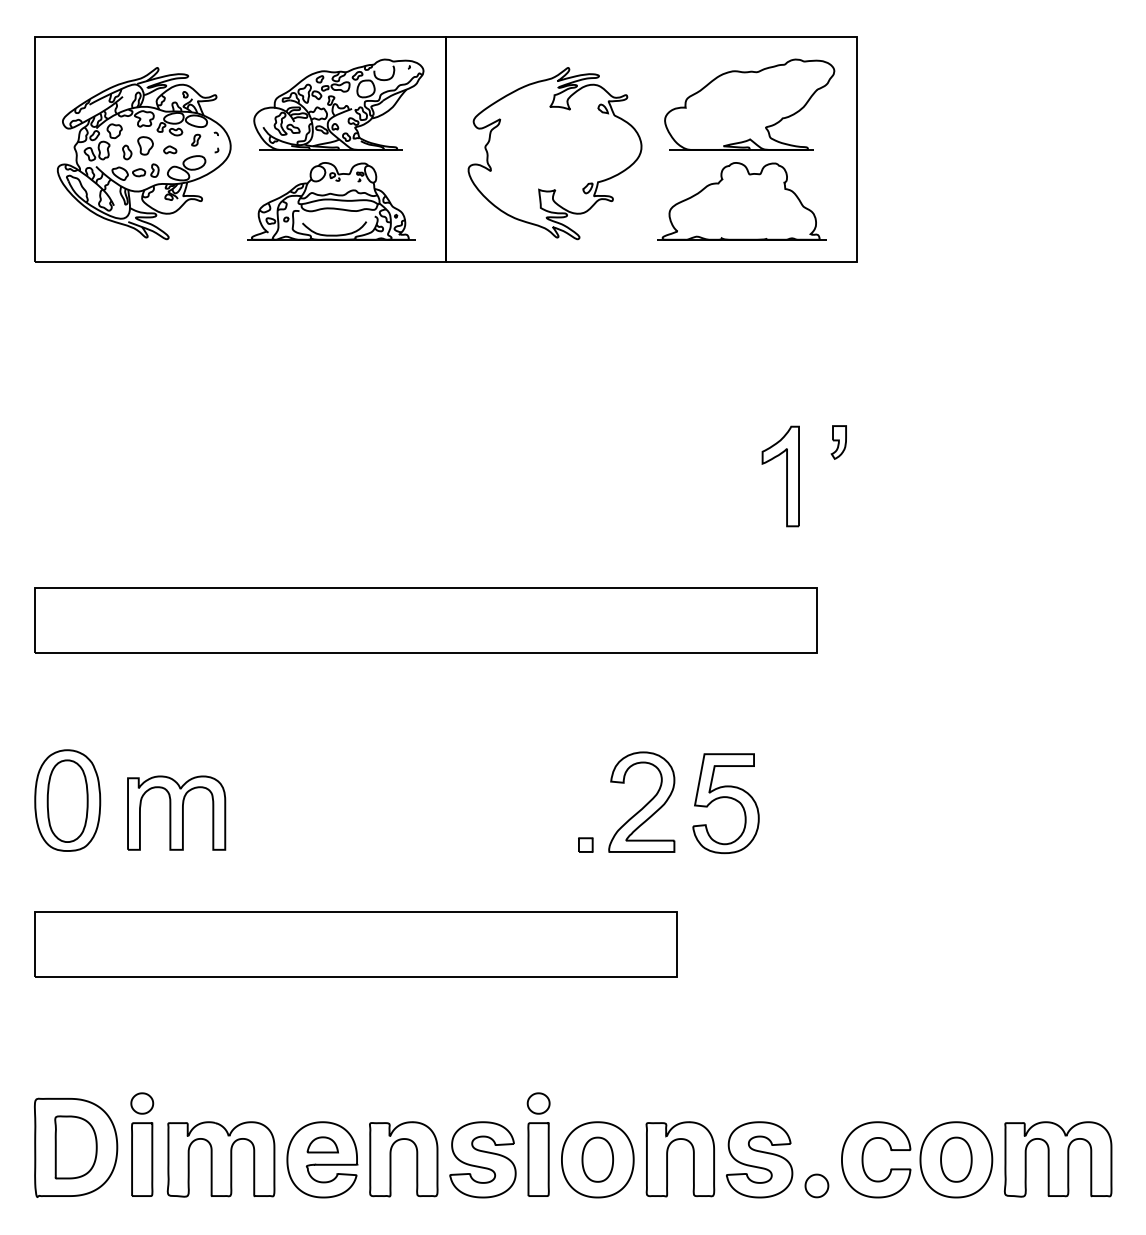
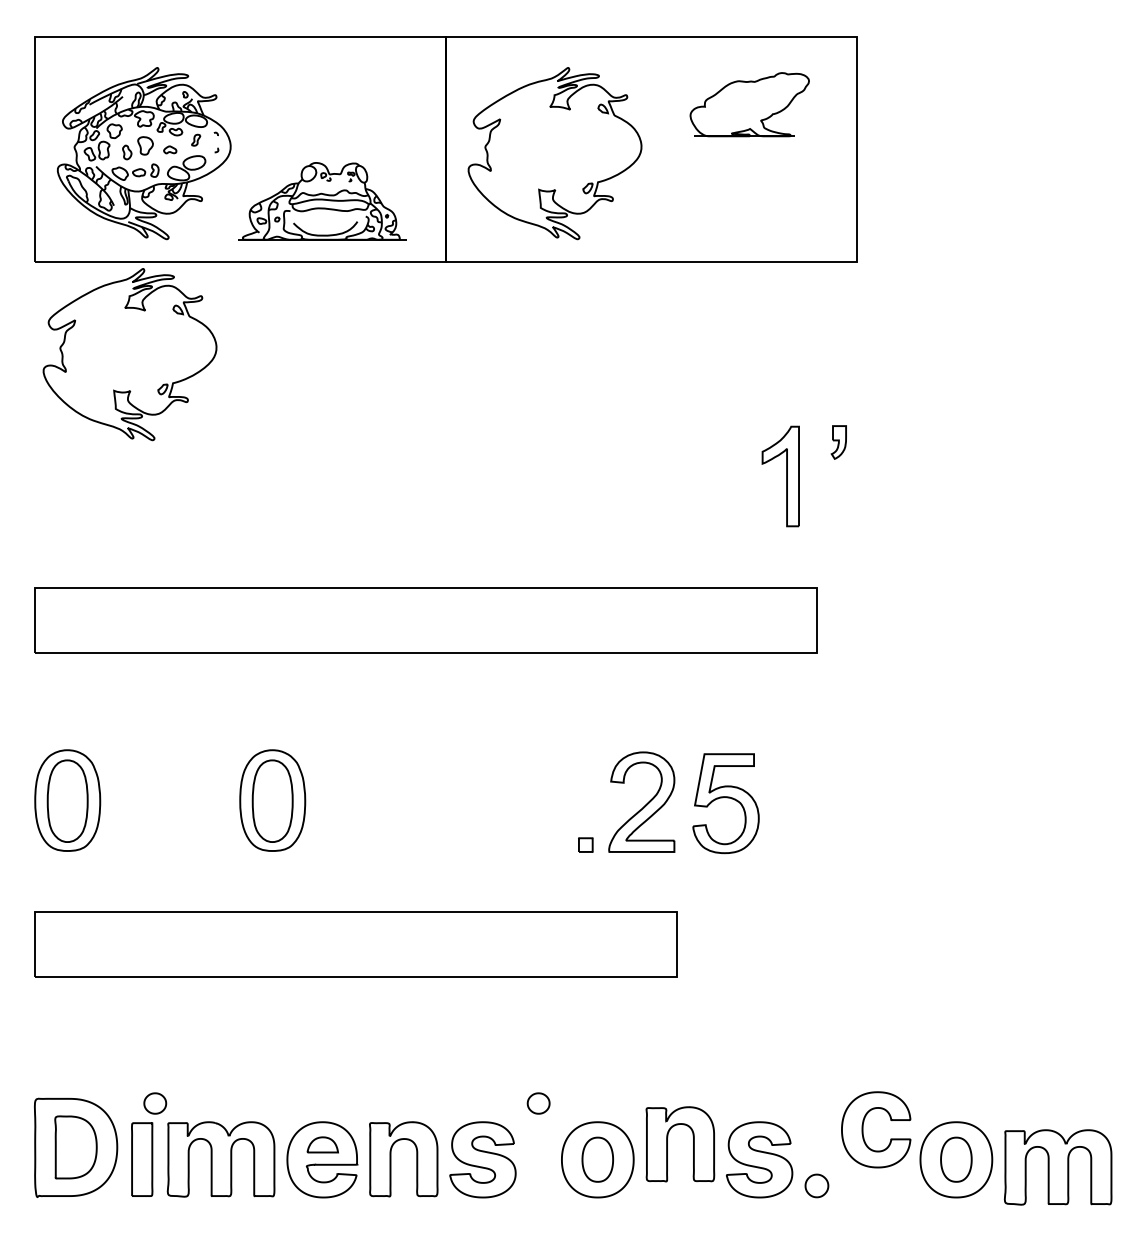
part: present -> none (338, 104)
part size: 172x93 px -> 121x66 px (749, 104)
part position: (331, 201) -> (322, 201) (322, 201)
part: present -> none (741, 201)
part: none -> present (129, 354)
part: none -> present (272, 800)
part: present -> none (176, 812)
part position: (142, 1103) -> (155, 1103) (155, 1103)
part: present -> none (538, 1159)
part position: (667, 1159) -> (667, 1144) (667, 1144)
part position: (863, 1159) -> (863, 1129) (863, 1129)
part position: (1058, 1159) -> (1058, 1167) (1058, 1167)
